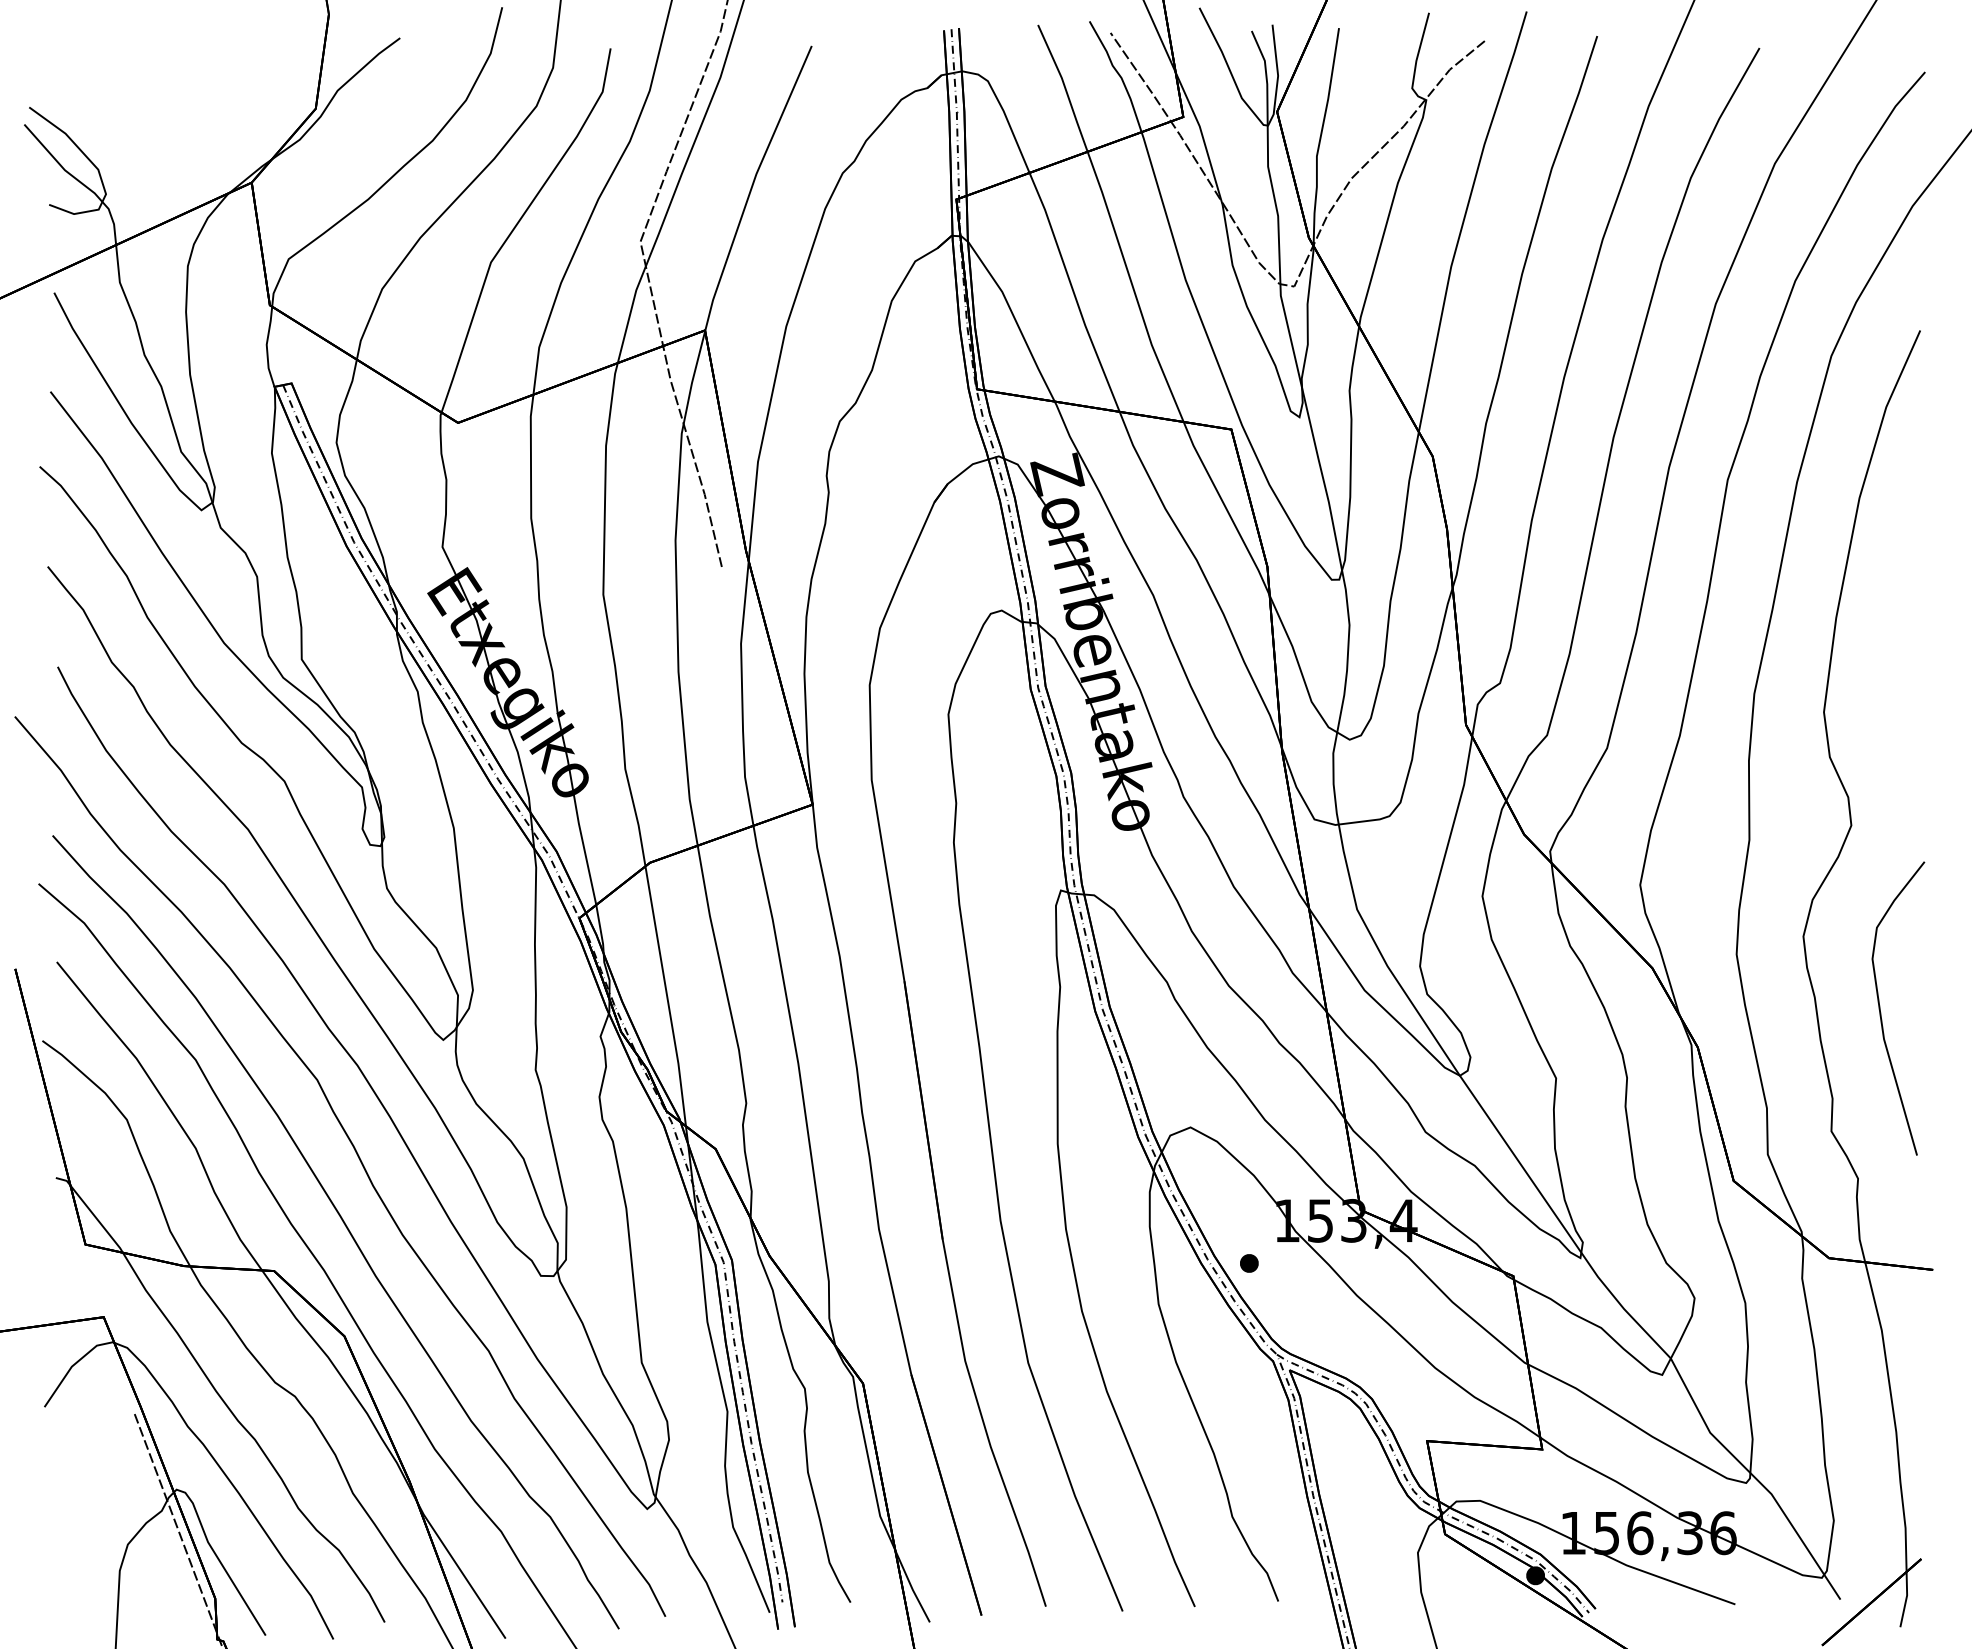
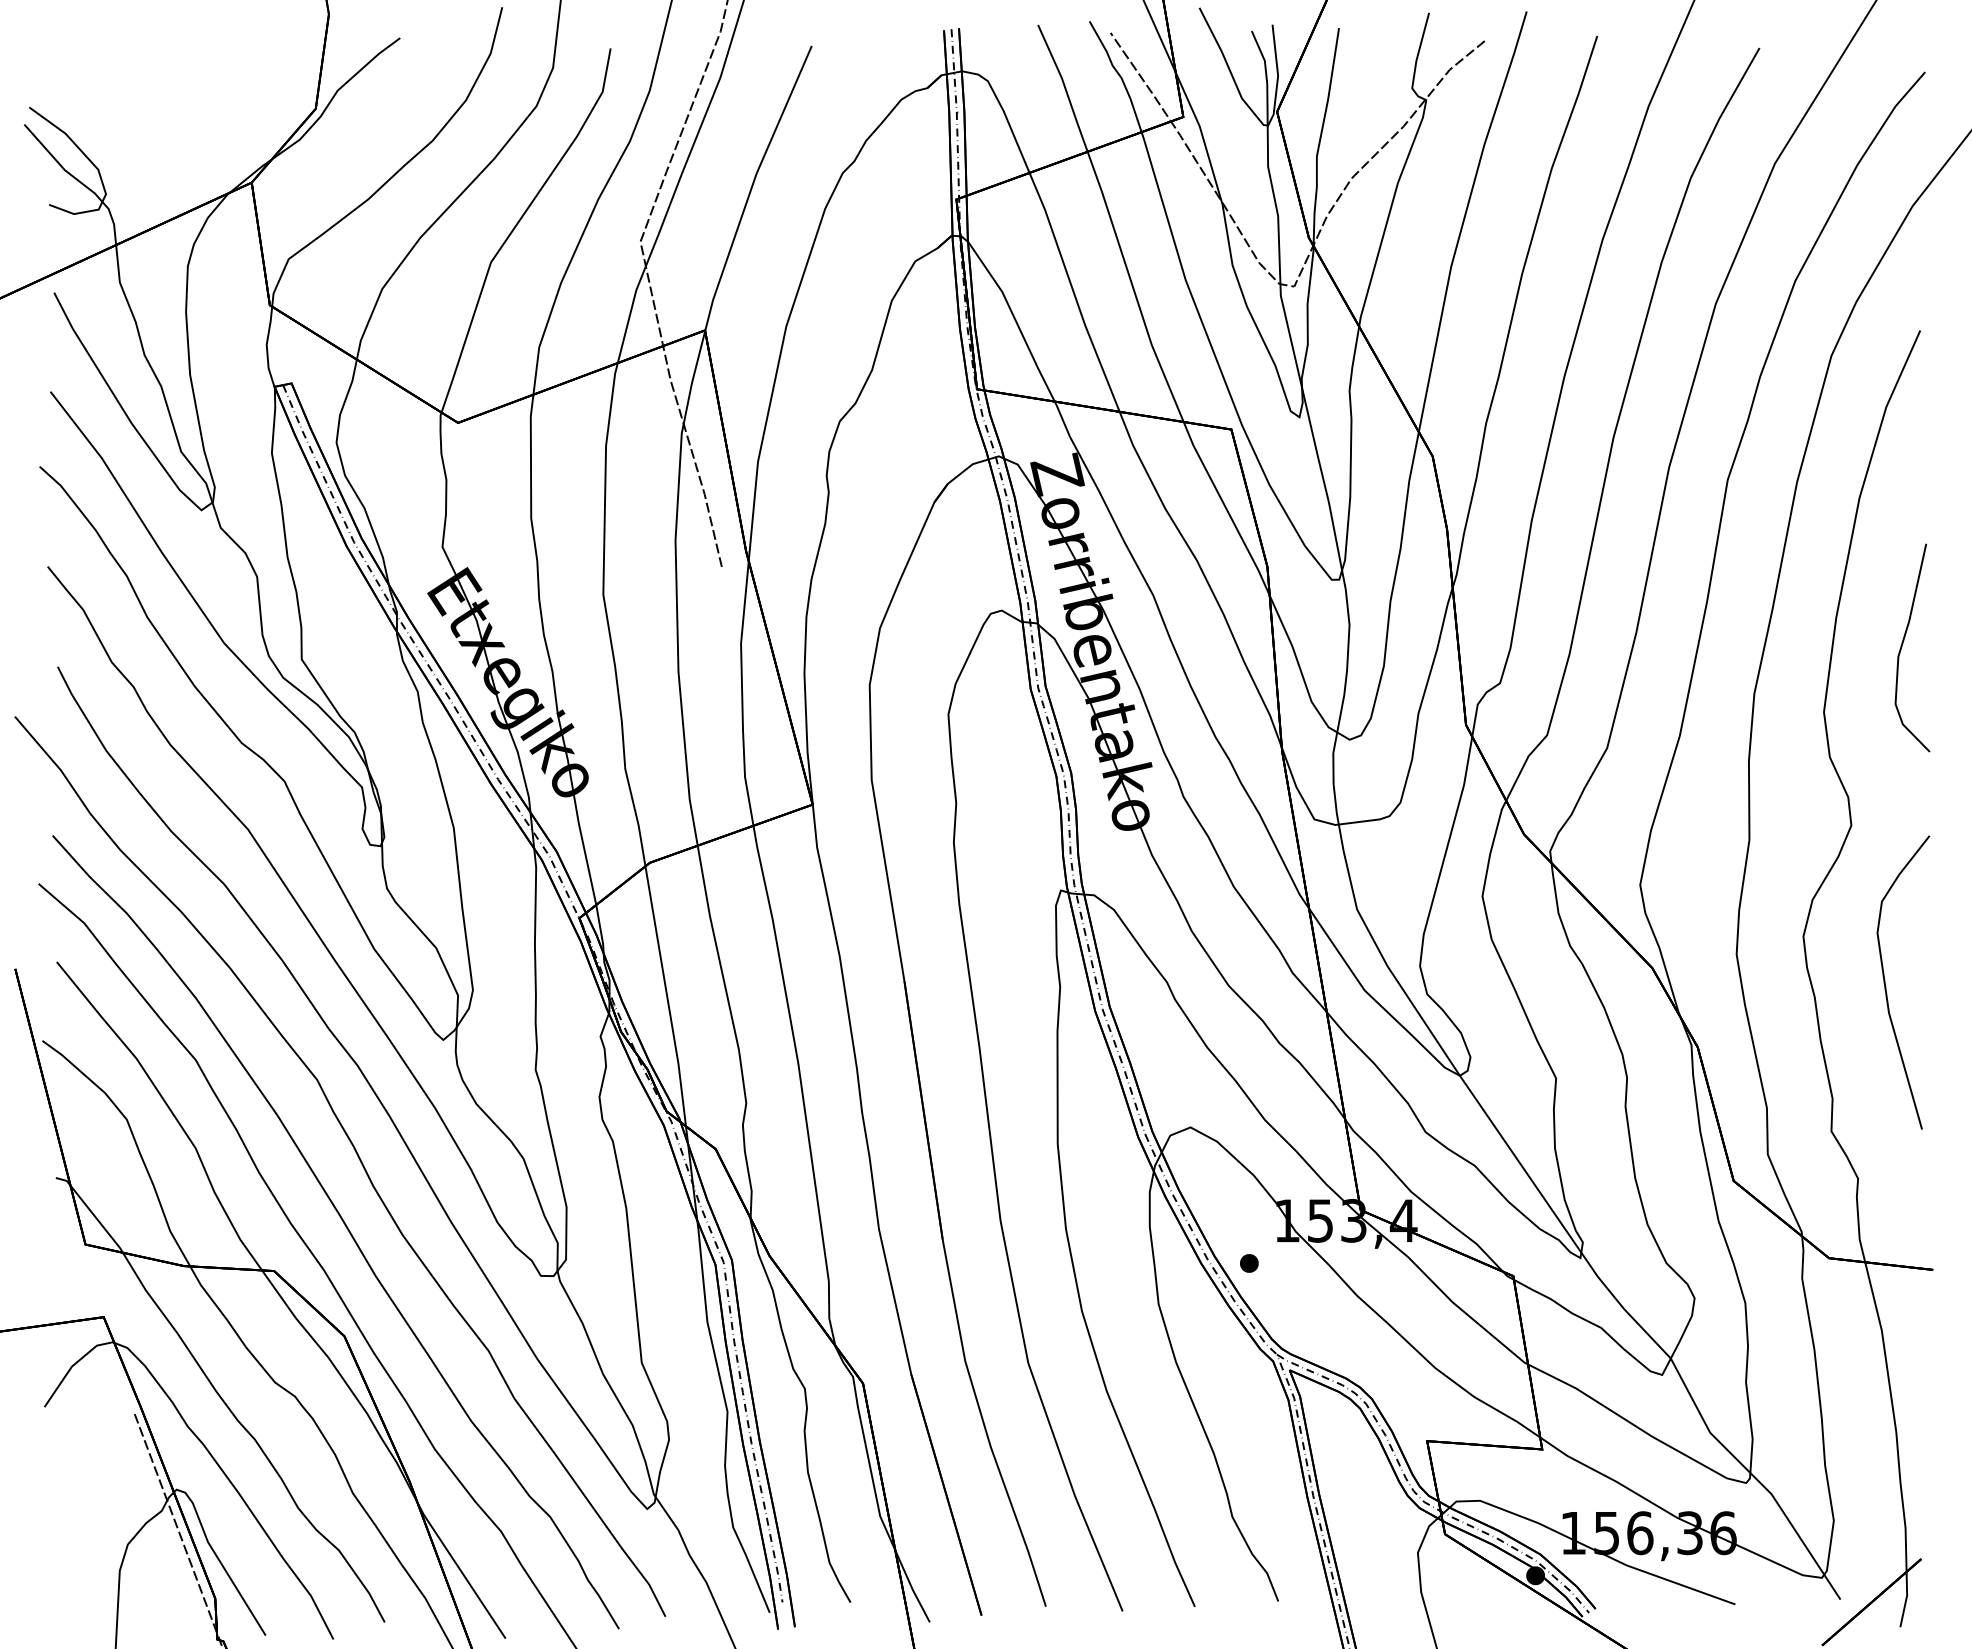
curve: none -> present (1903, 643)
curve position: (1881, 1012) -> (1886, 986) (1886, 986)
